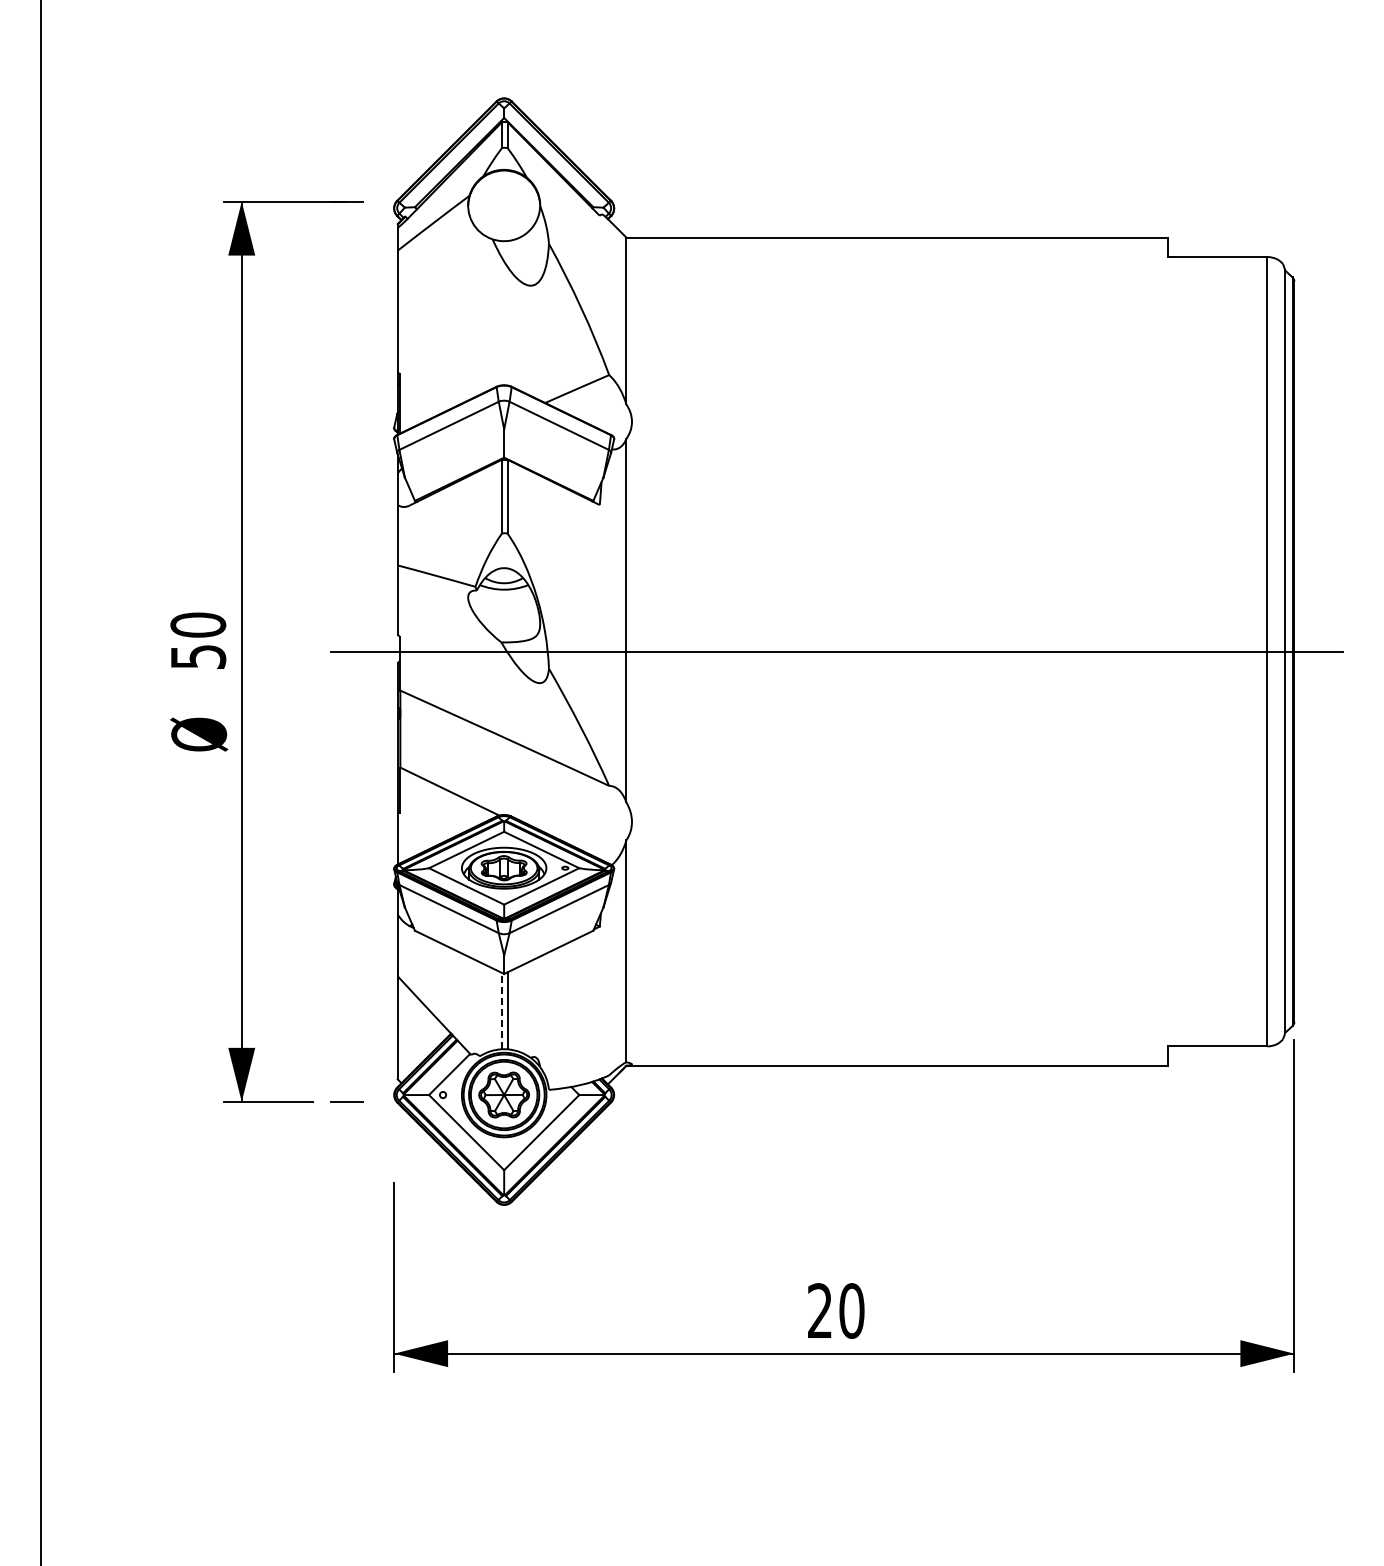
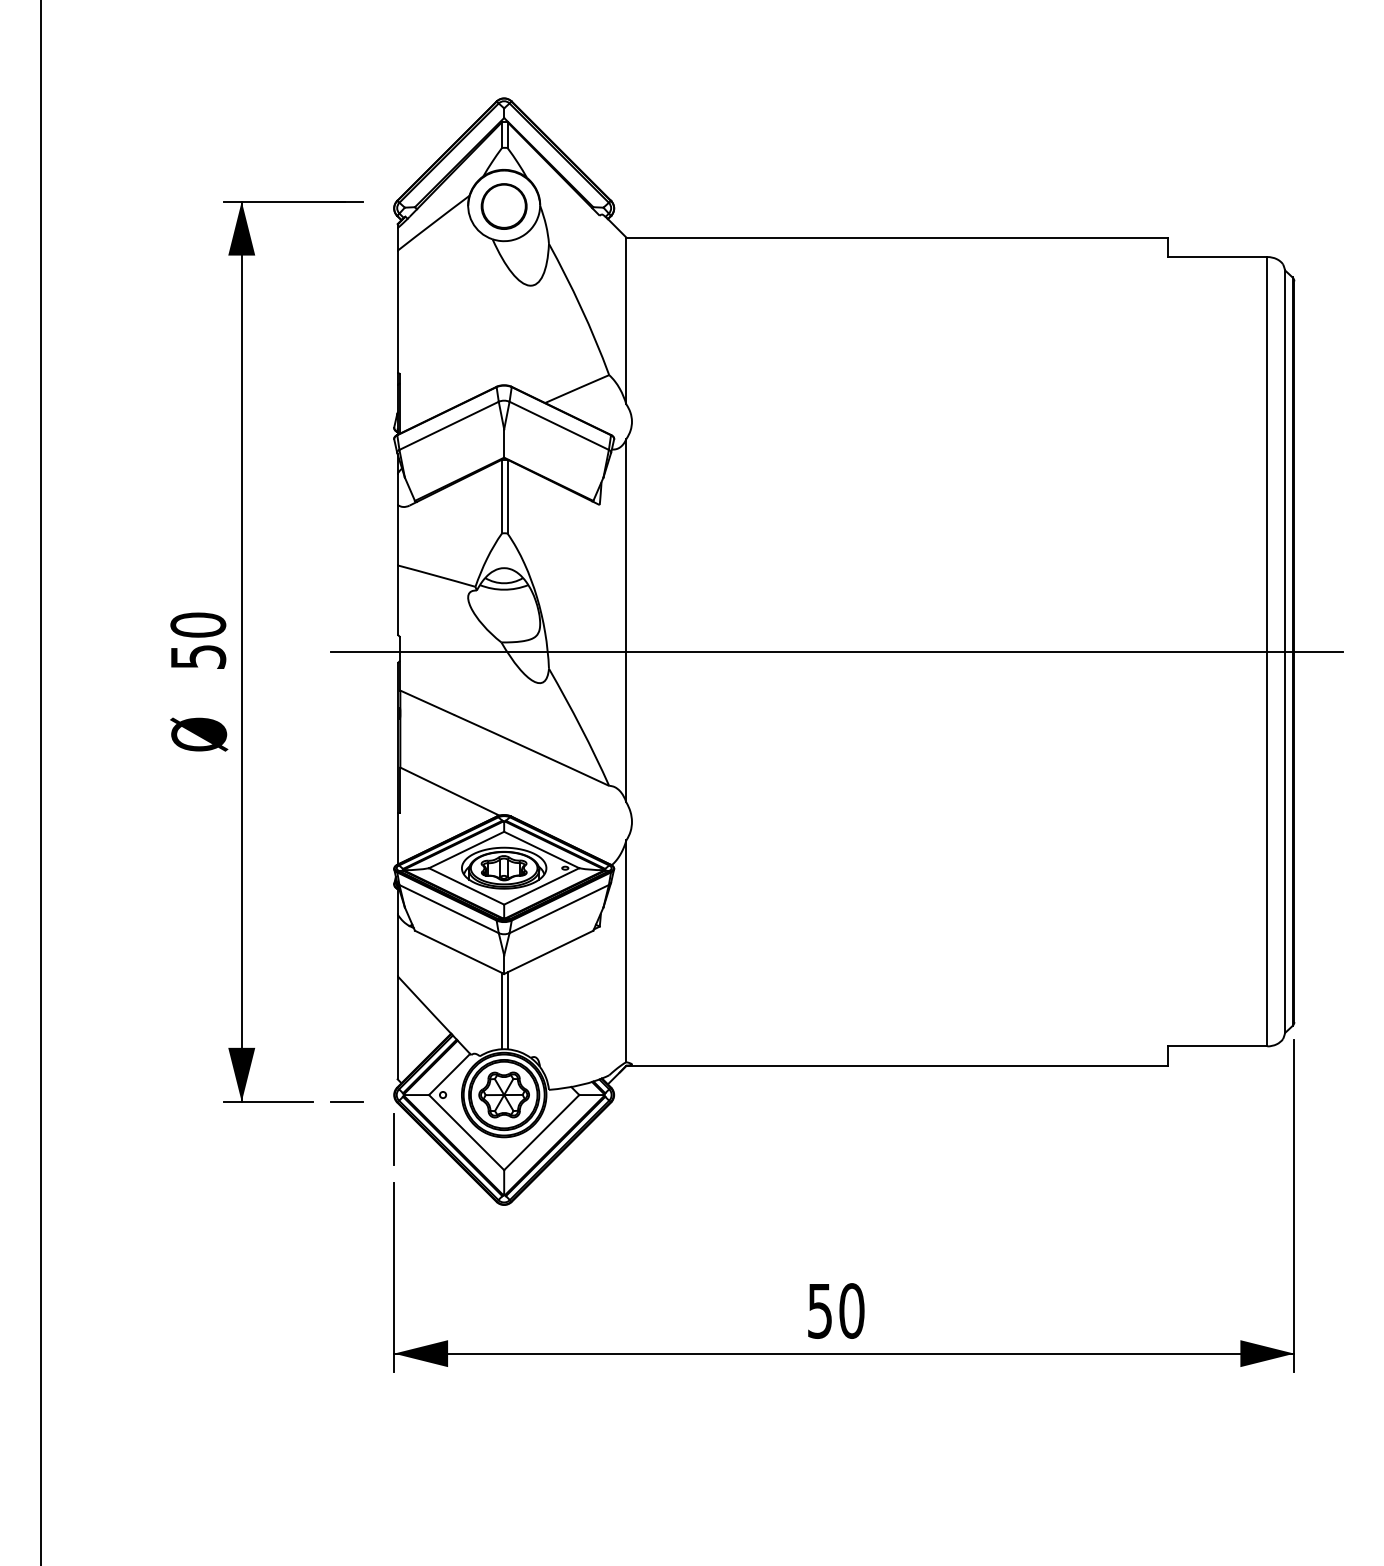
circle: none -> present (503, 206)
line: dashed -> solid (502, 1010)
line: none -> present (394, 1139)
text: 20 -> 50 (819, 1310)
